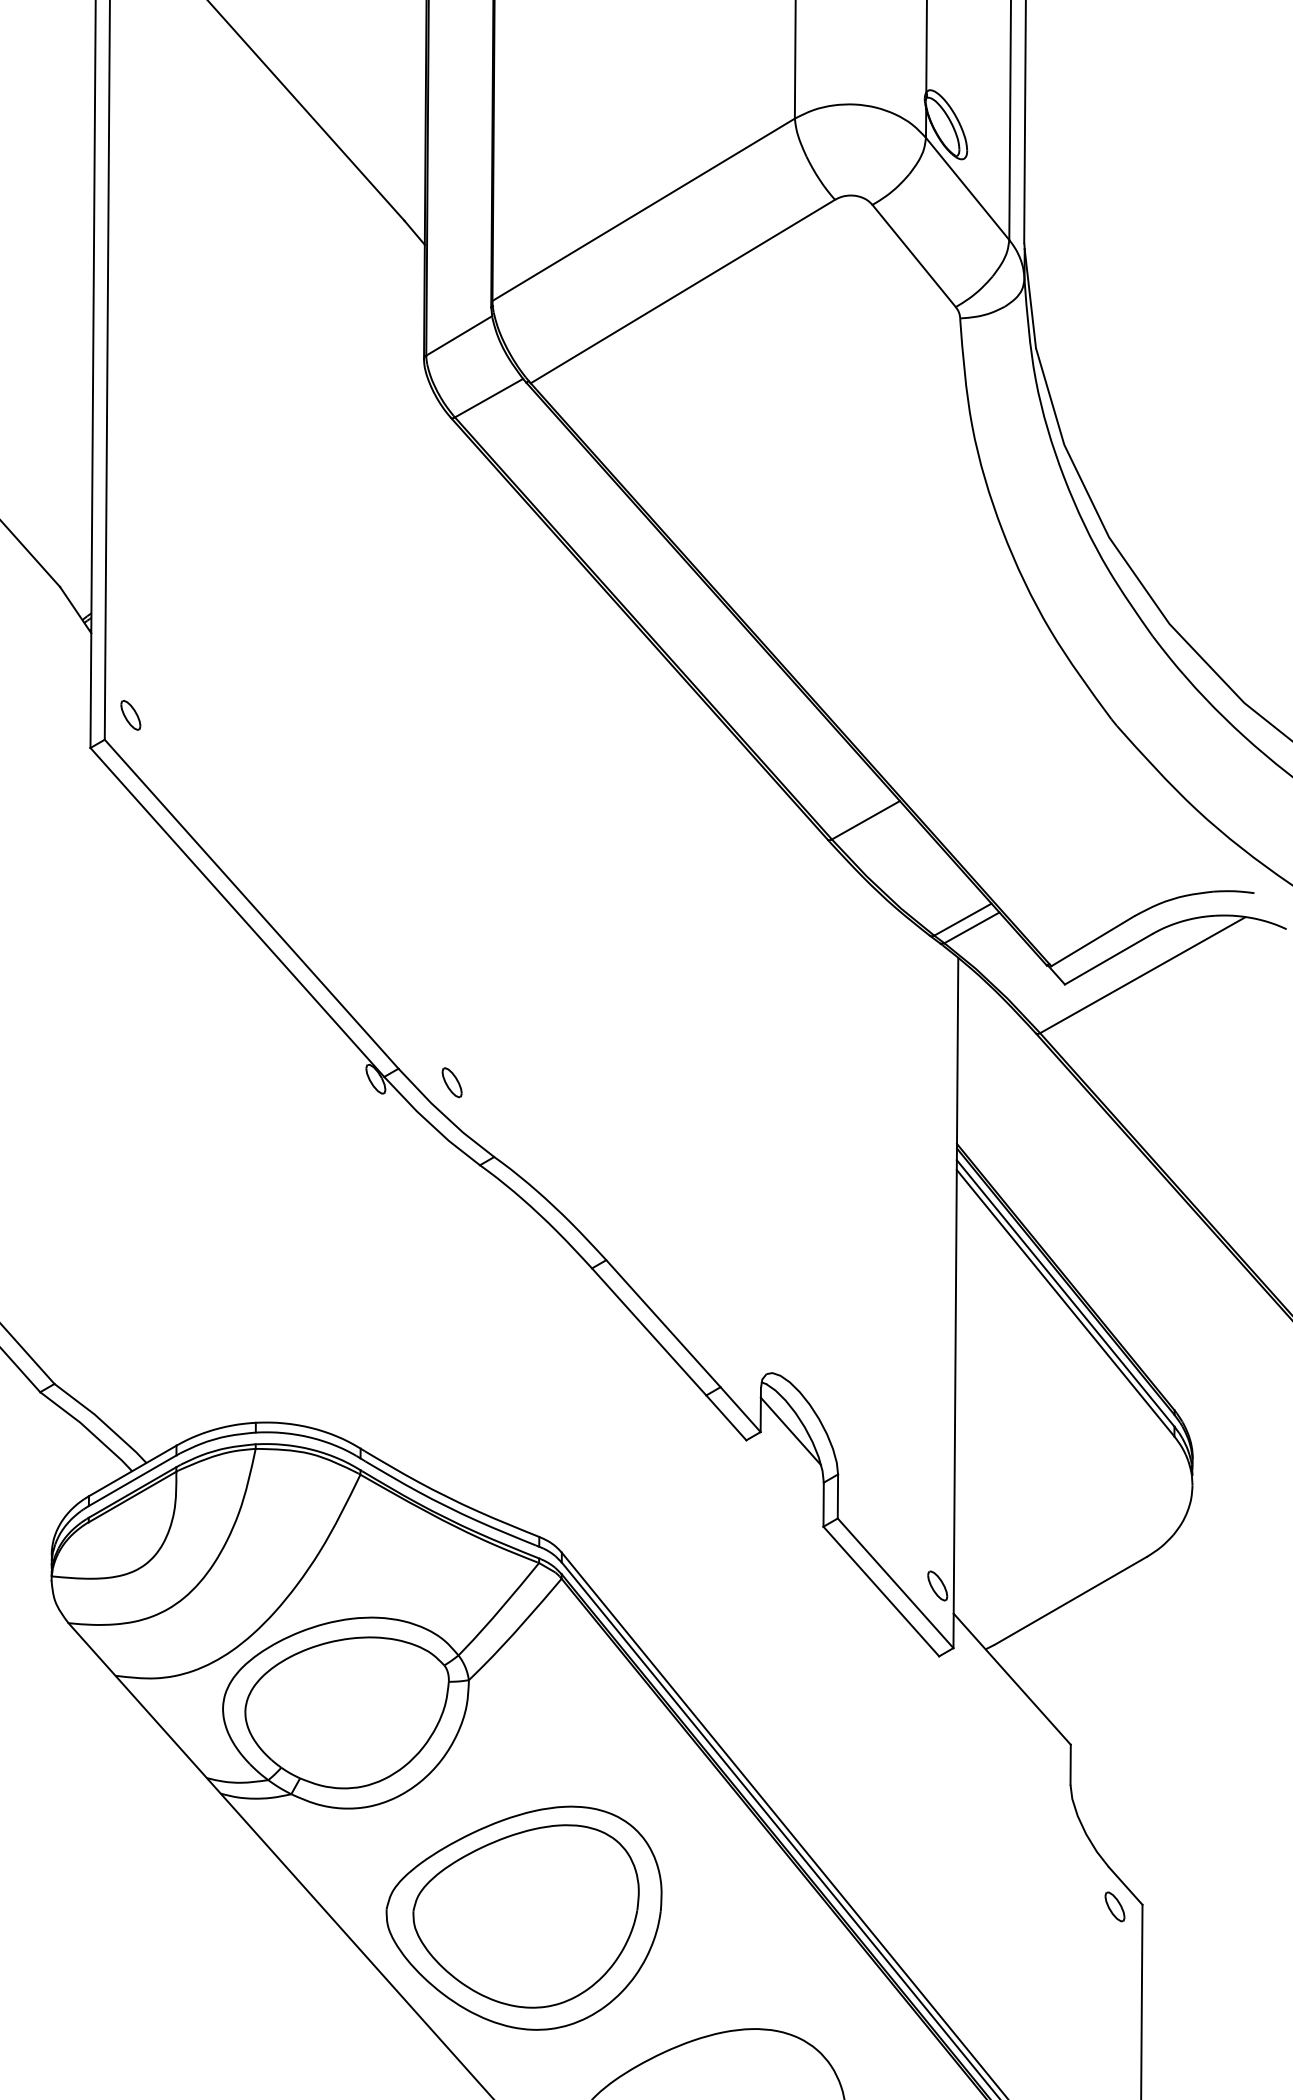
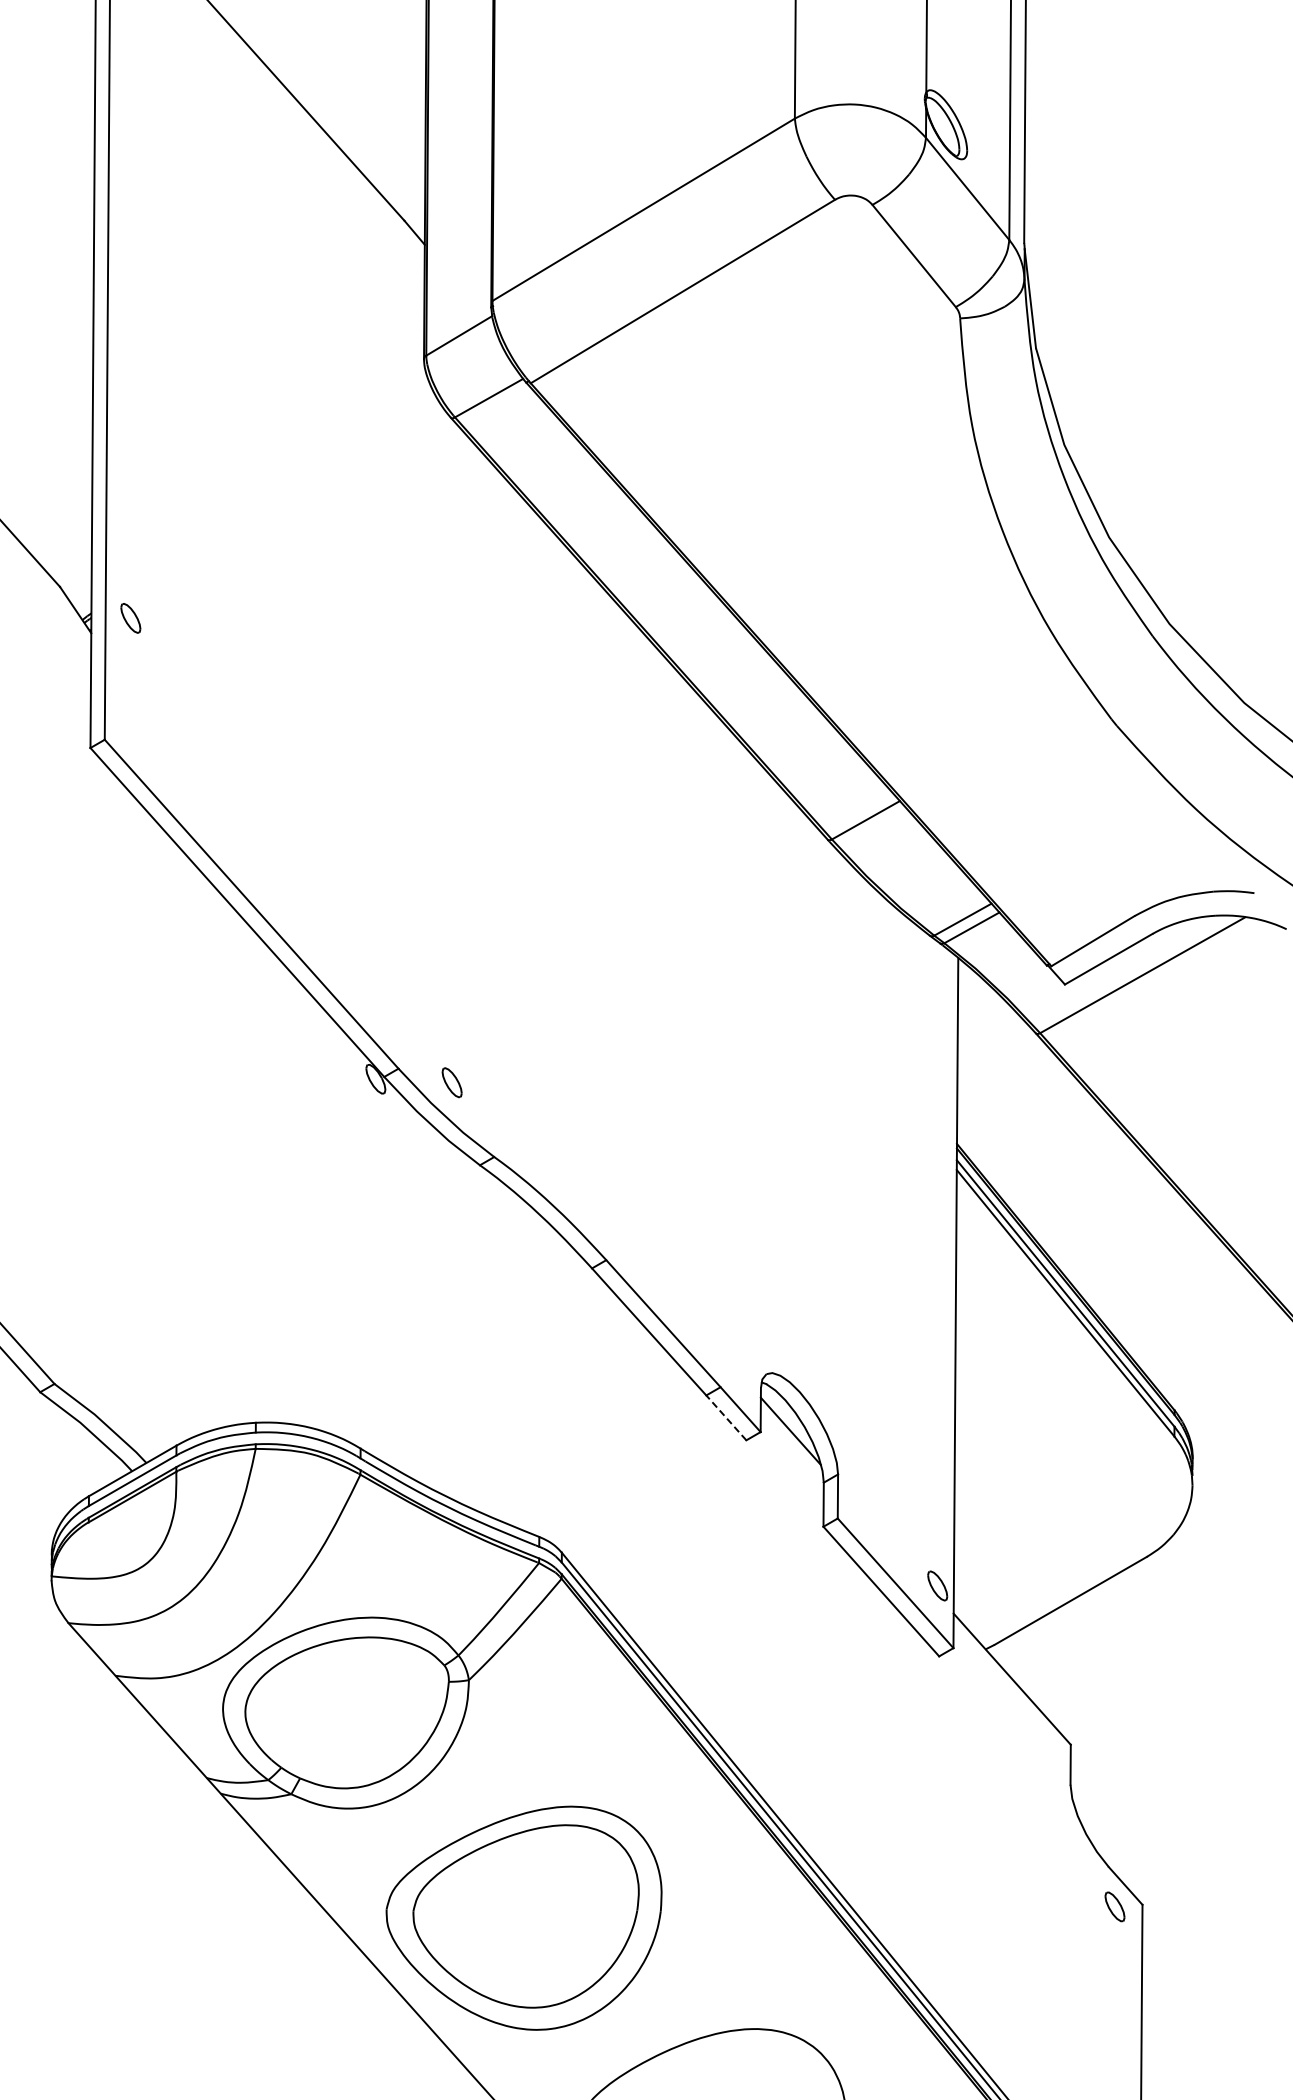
part position: (130, 715) -> (130, 618) (130, 618)
line: solid -> dashed (726, 1417)
